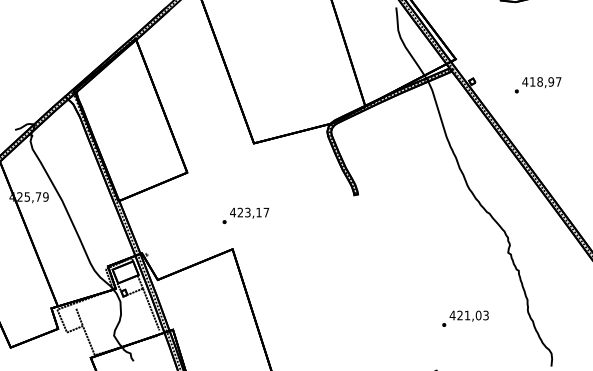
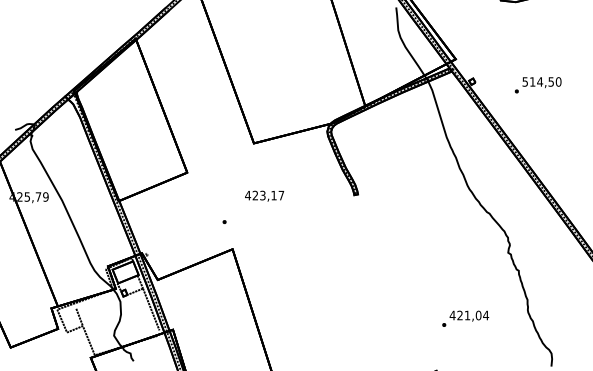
text: 418,97 -> 514,50 (541, 81)
text position: (249, 212) -> (264, 195) (264, 195)
text: 421,03 -> 421,04 (486, 315)
